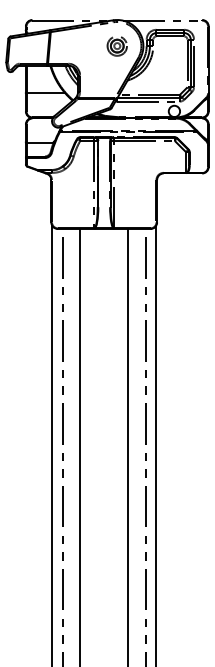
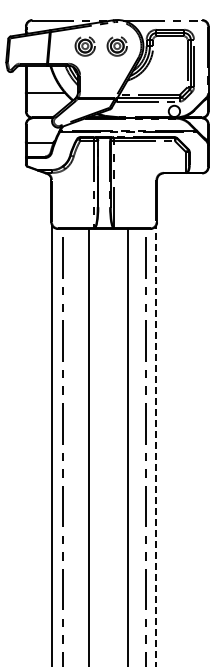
part: none -> present (84, 46)
line: solid -> dashed (156, 445)
line position: (80, 446) -> (89, 446) (89, 446)
